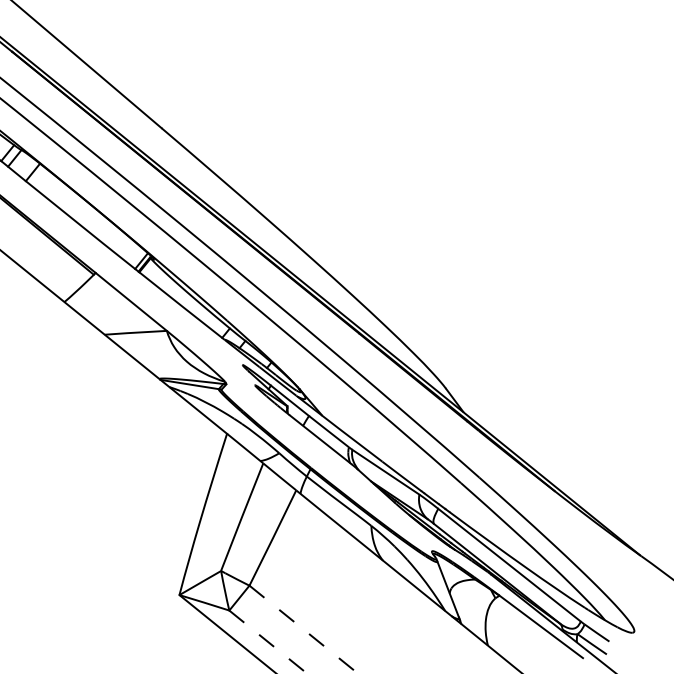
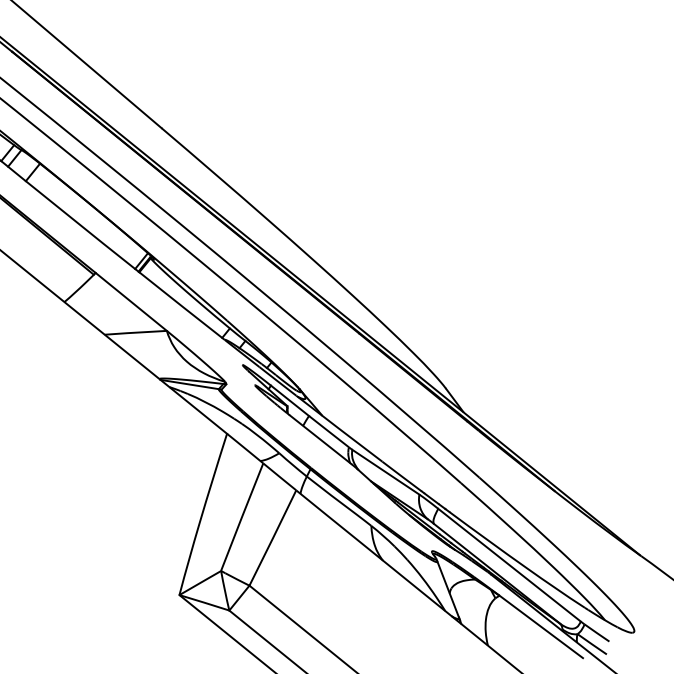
line: dashed -> solid (303, 629)
line: dashed -> solid (268, 641)
